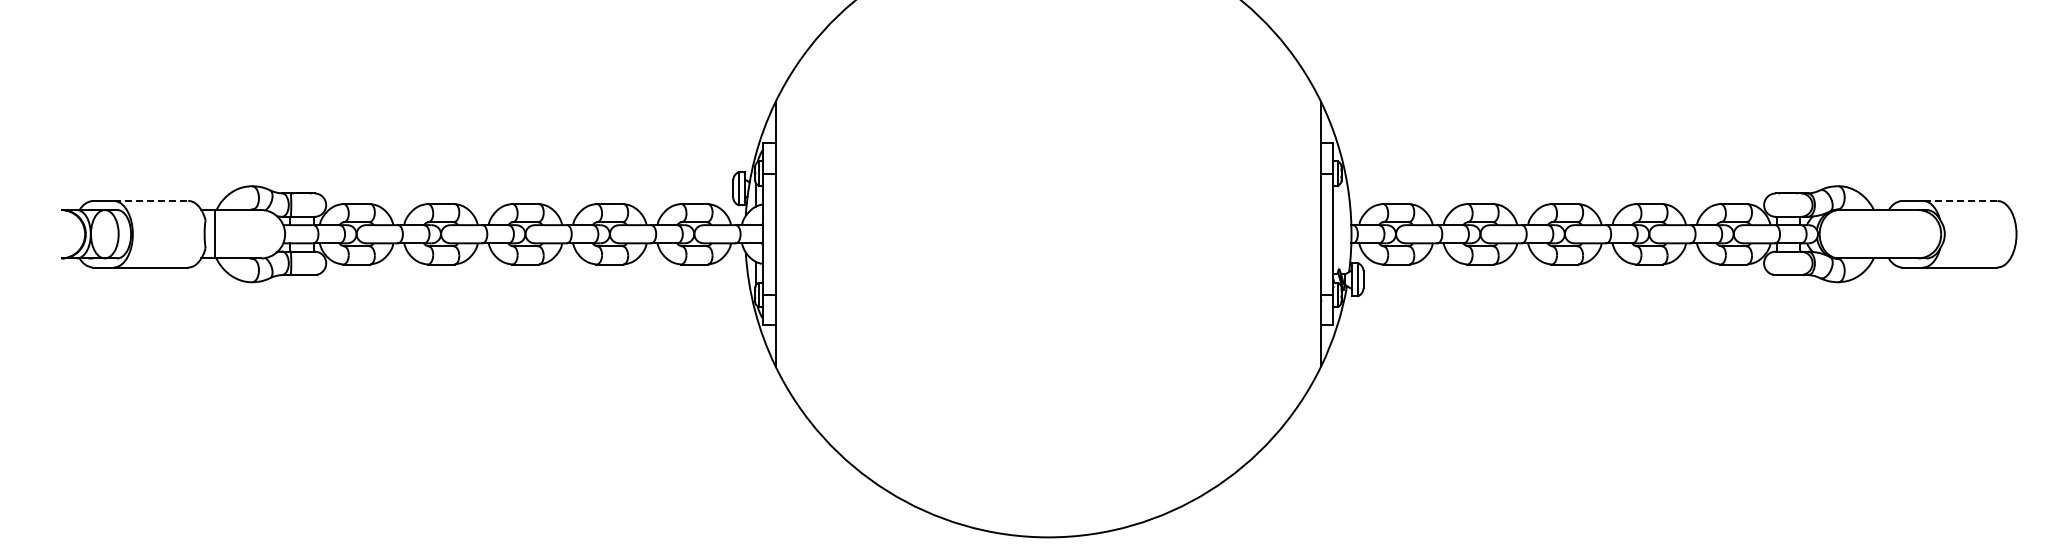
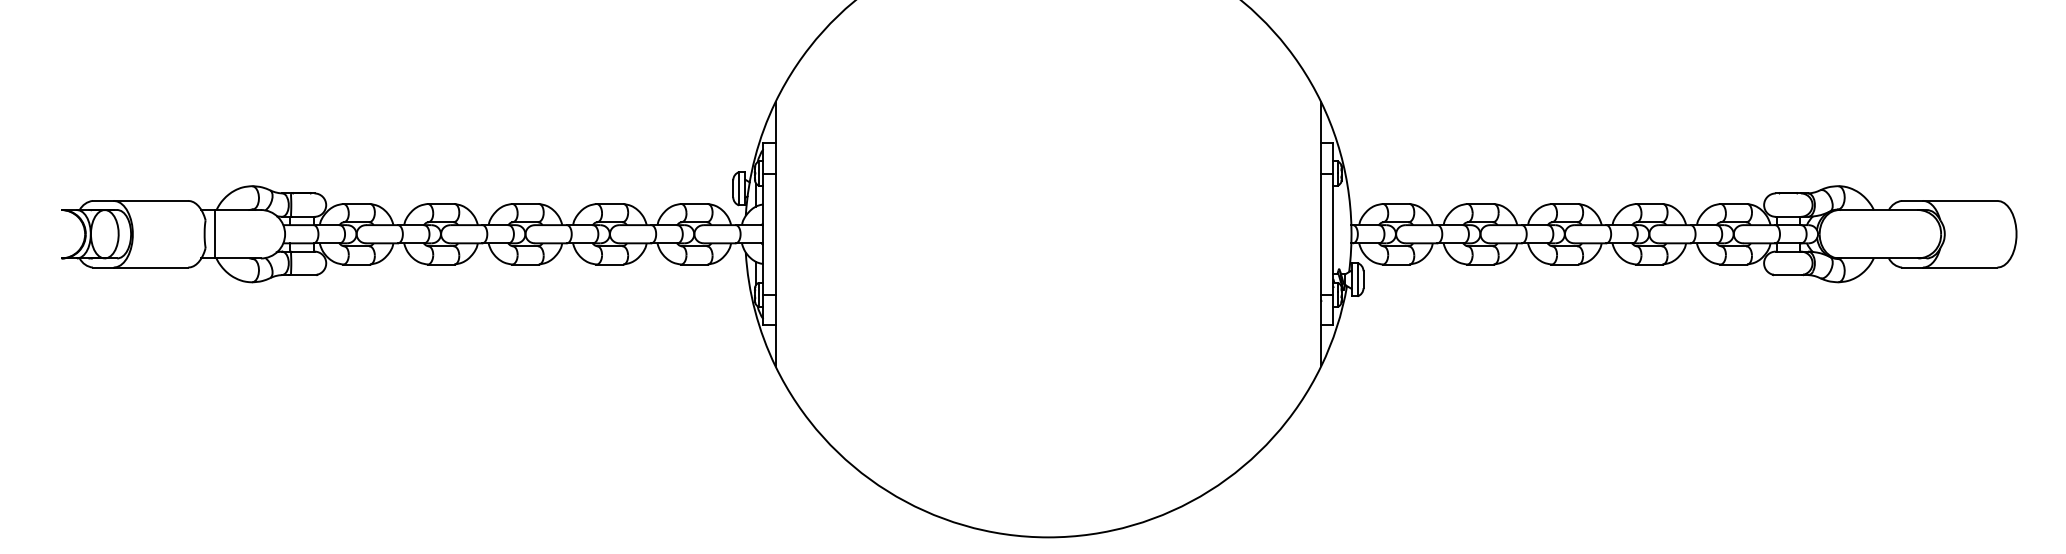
line: dashed -> solid (151, 200)
line: dashed -> solid (1959, 200)
